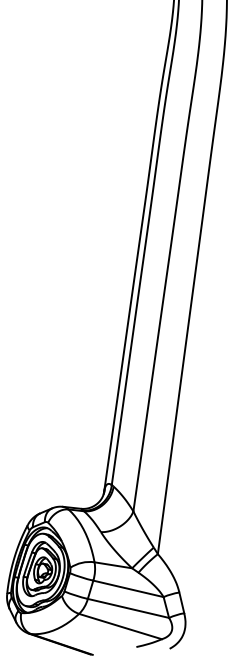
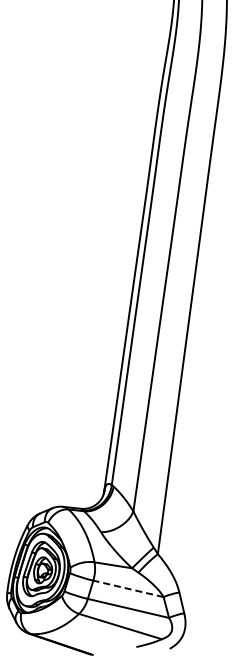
line: solid -> dashed (128, 588)
